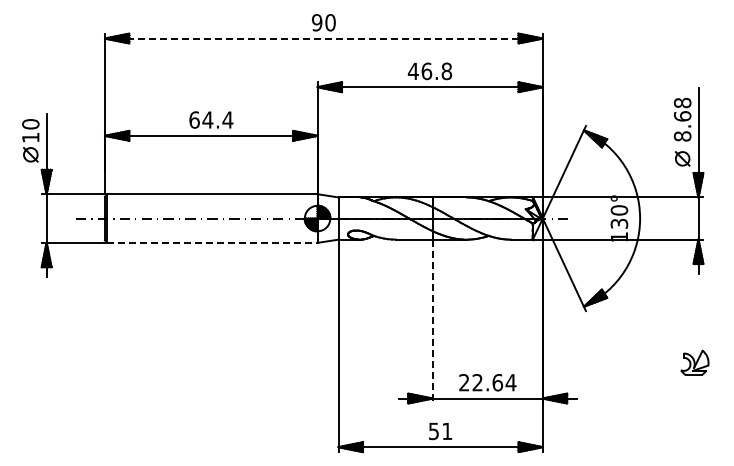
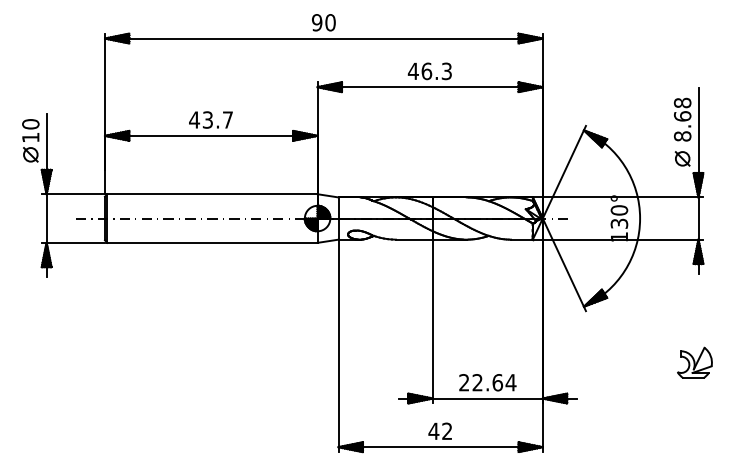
line: dashed -> solid (323, 38)
text: 46.8 -> 46.3 (446, 71)
text: 64.4 -> 43.7 (211, 119)
line: dashed -> solid (213, 242)
line: dashed -> solid (432, 321)
part size: 30x27 px -> 36x33 px (694, 362)
text: 51 -> 42 (440, 431)
